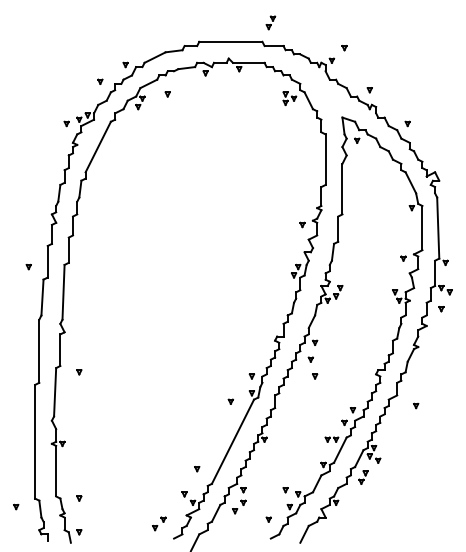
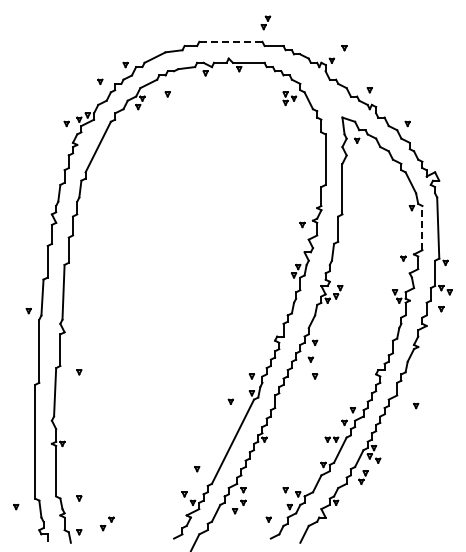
part position: (270, 22) -> (265, 22) (265, 22)
line: solid -> dashed (230, 41)
line: solid -> dashed (422, 227)
part position: (28, 266) -> (28, 310) (28, 310)
part position: (159, 523) -> (107, 523) (107, 523)
